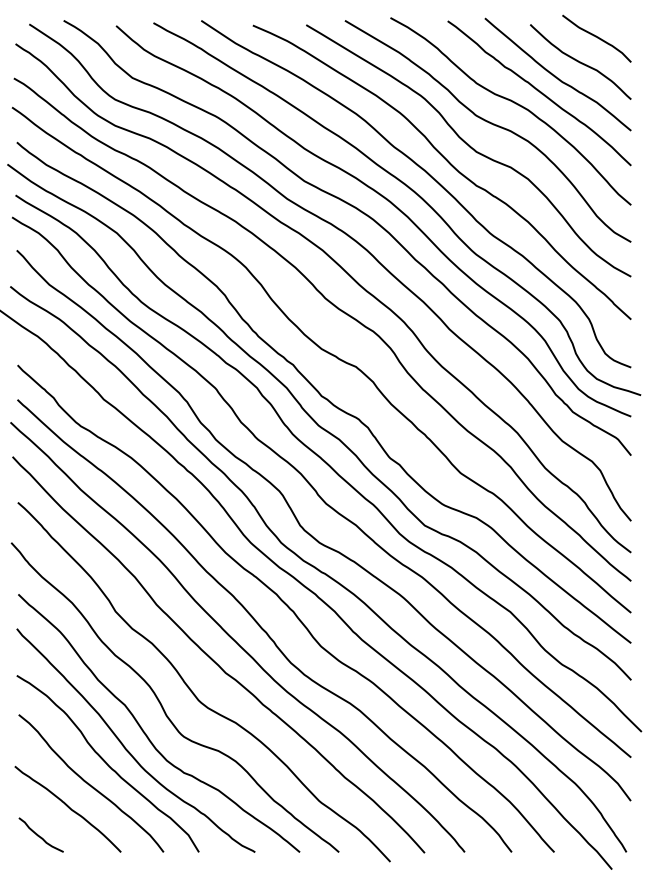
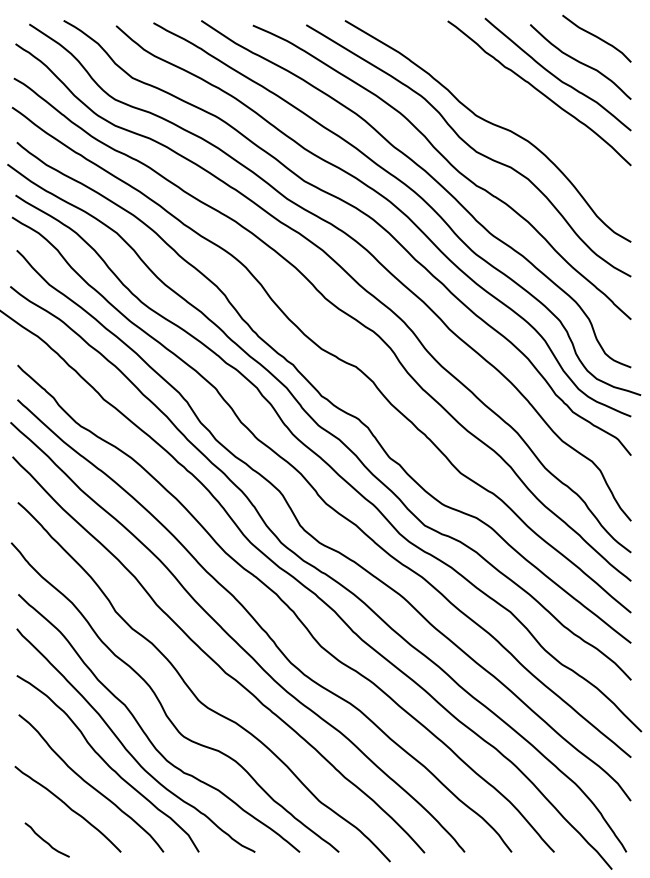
curve: present -> none (515, 104)
curve position: (39, 835) -> (45, 840) (45, 840)
